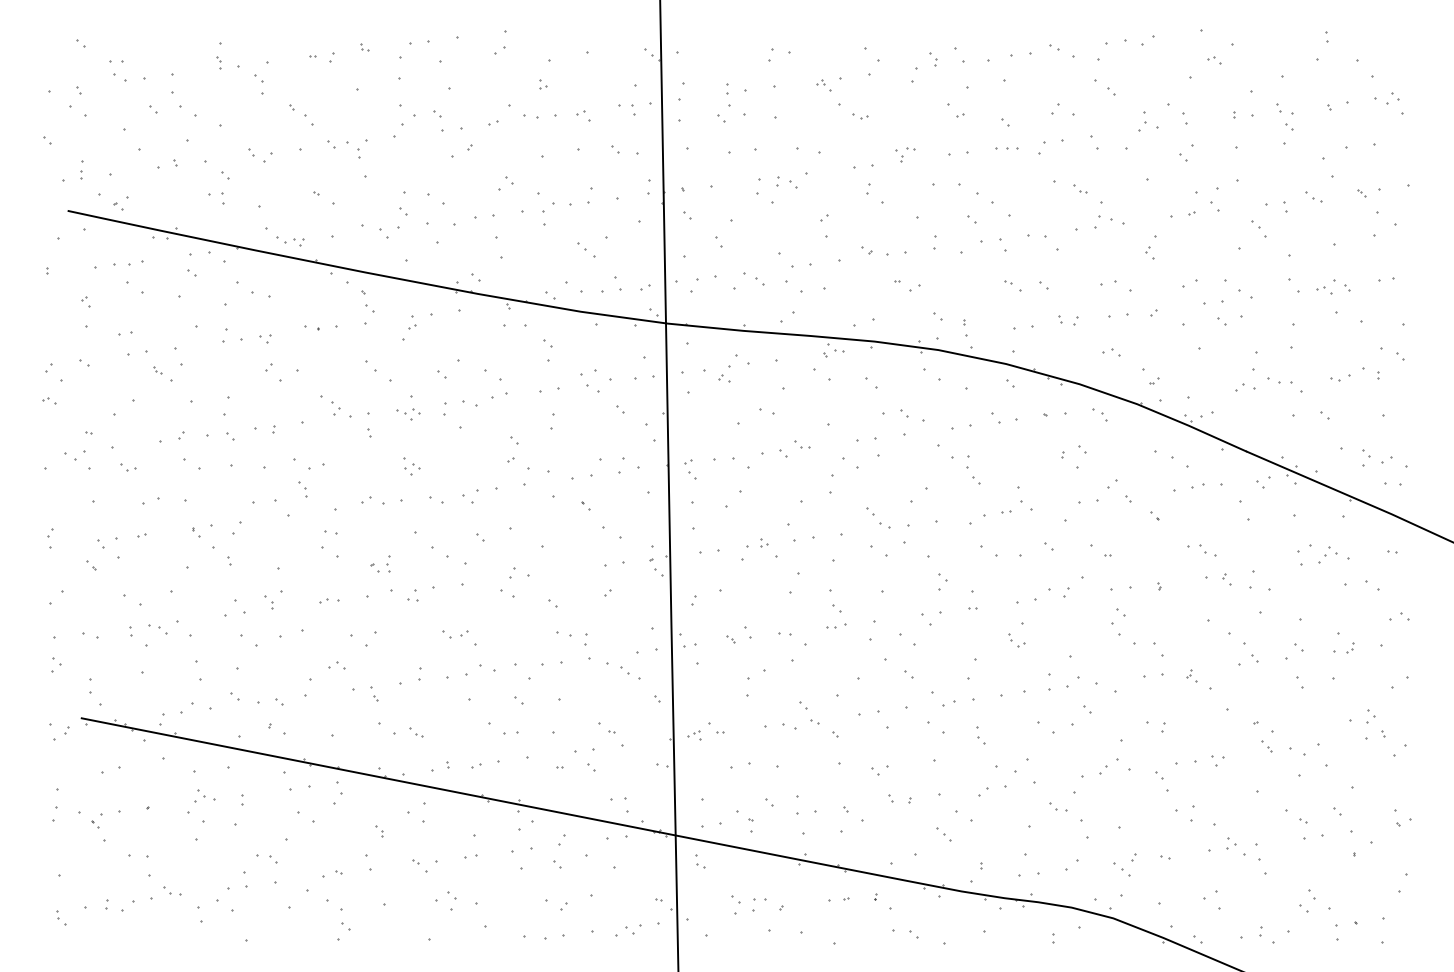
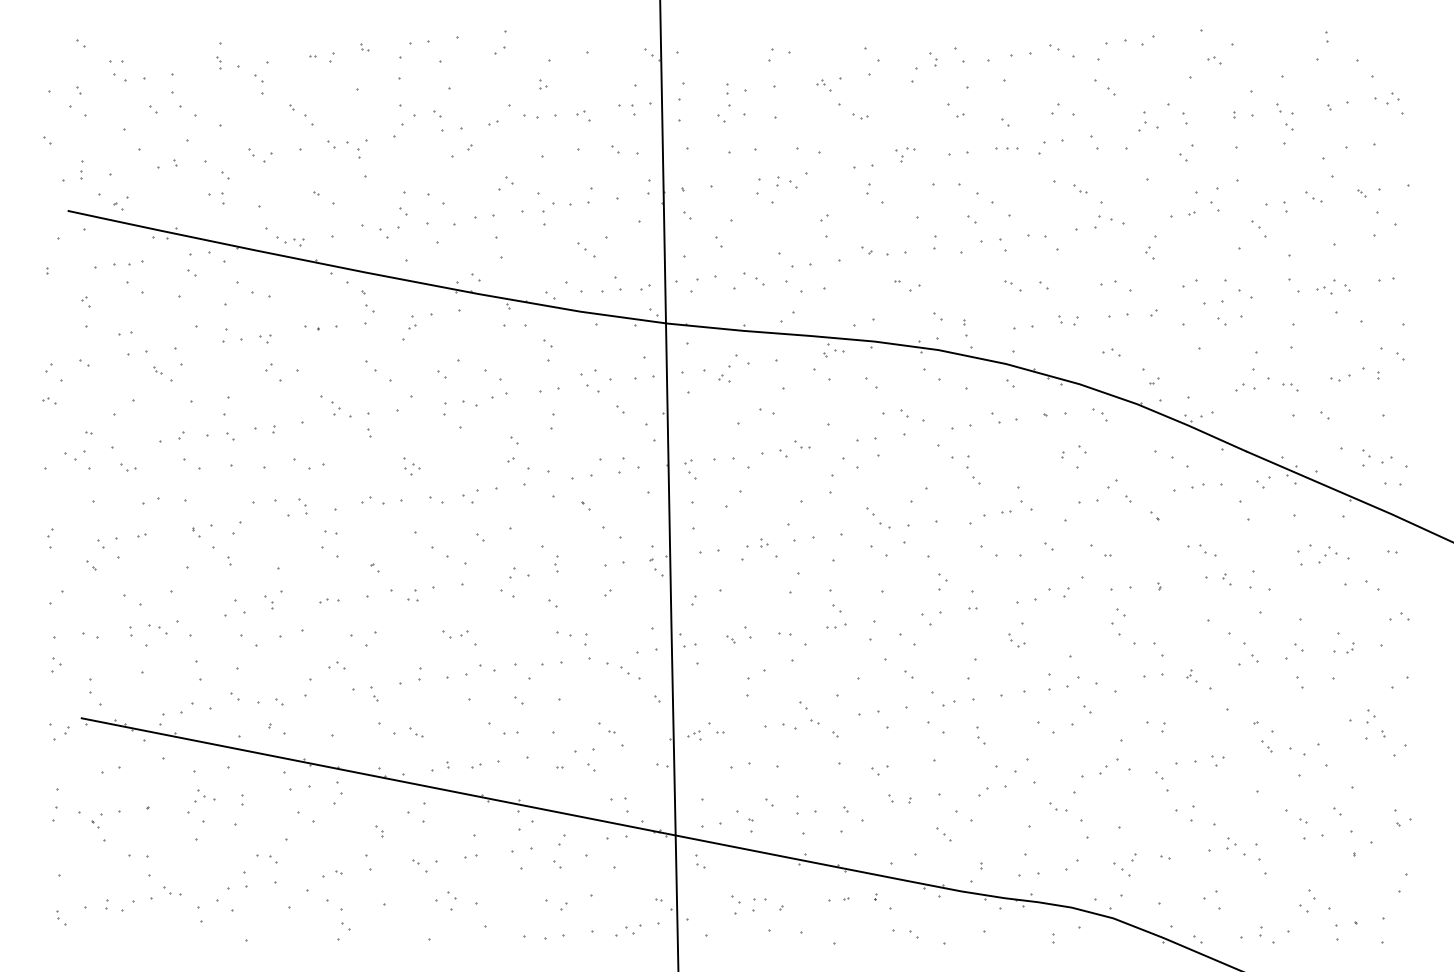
part size: 25x12 px -> 17x9 px (1290, 387)
part: present -> none (412, 414)
part position: (302, 489) -> (302, 506) (302, 506)
part position: (388, 563) -> (556, 563) (556, 563)
